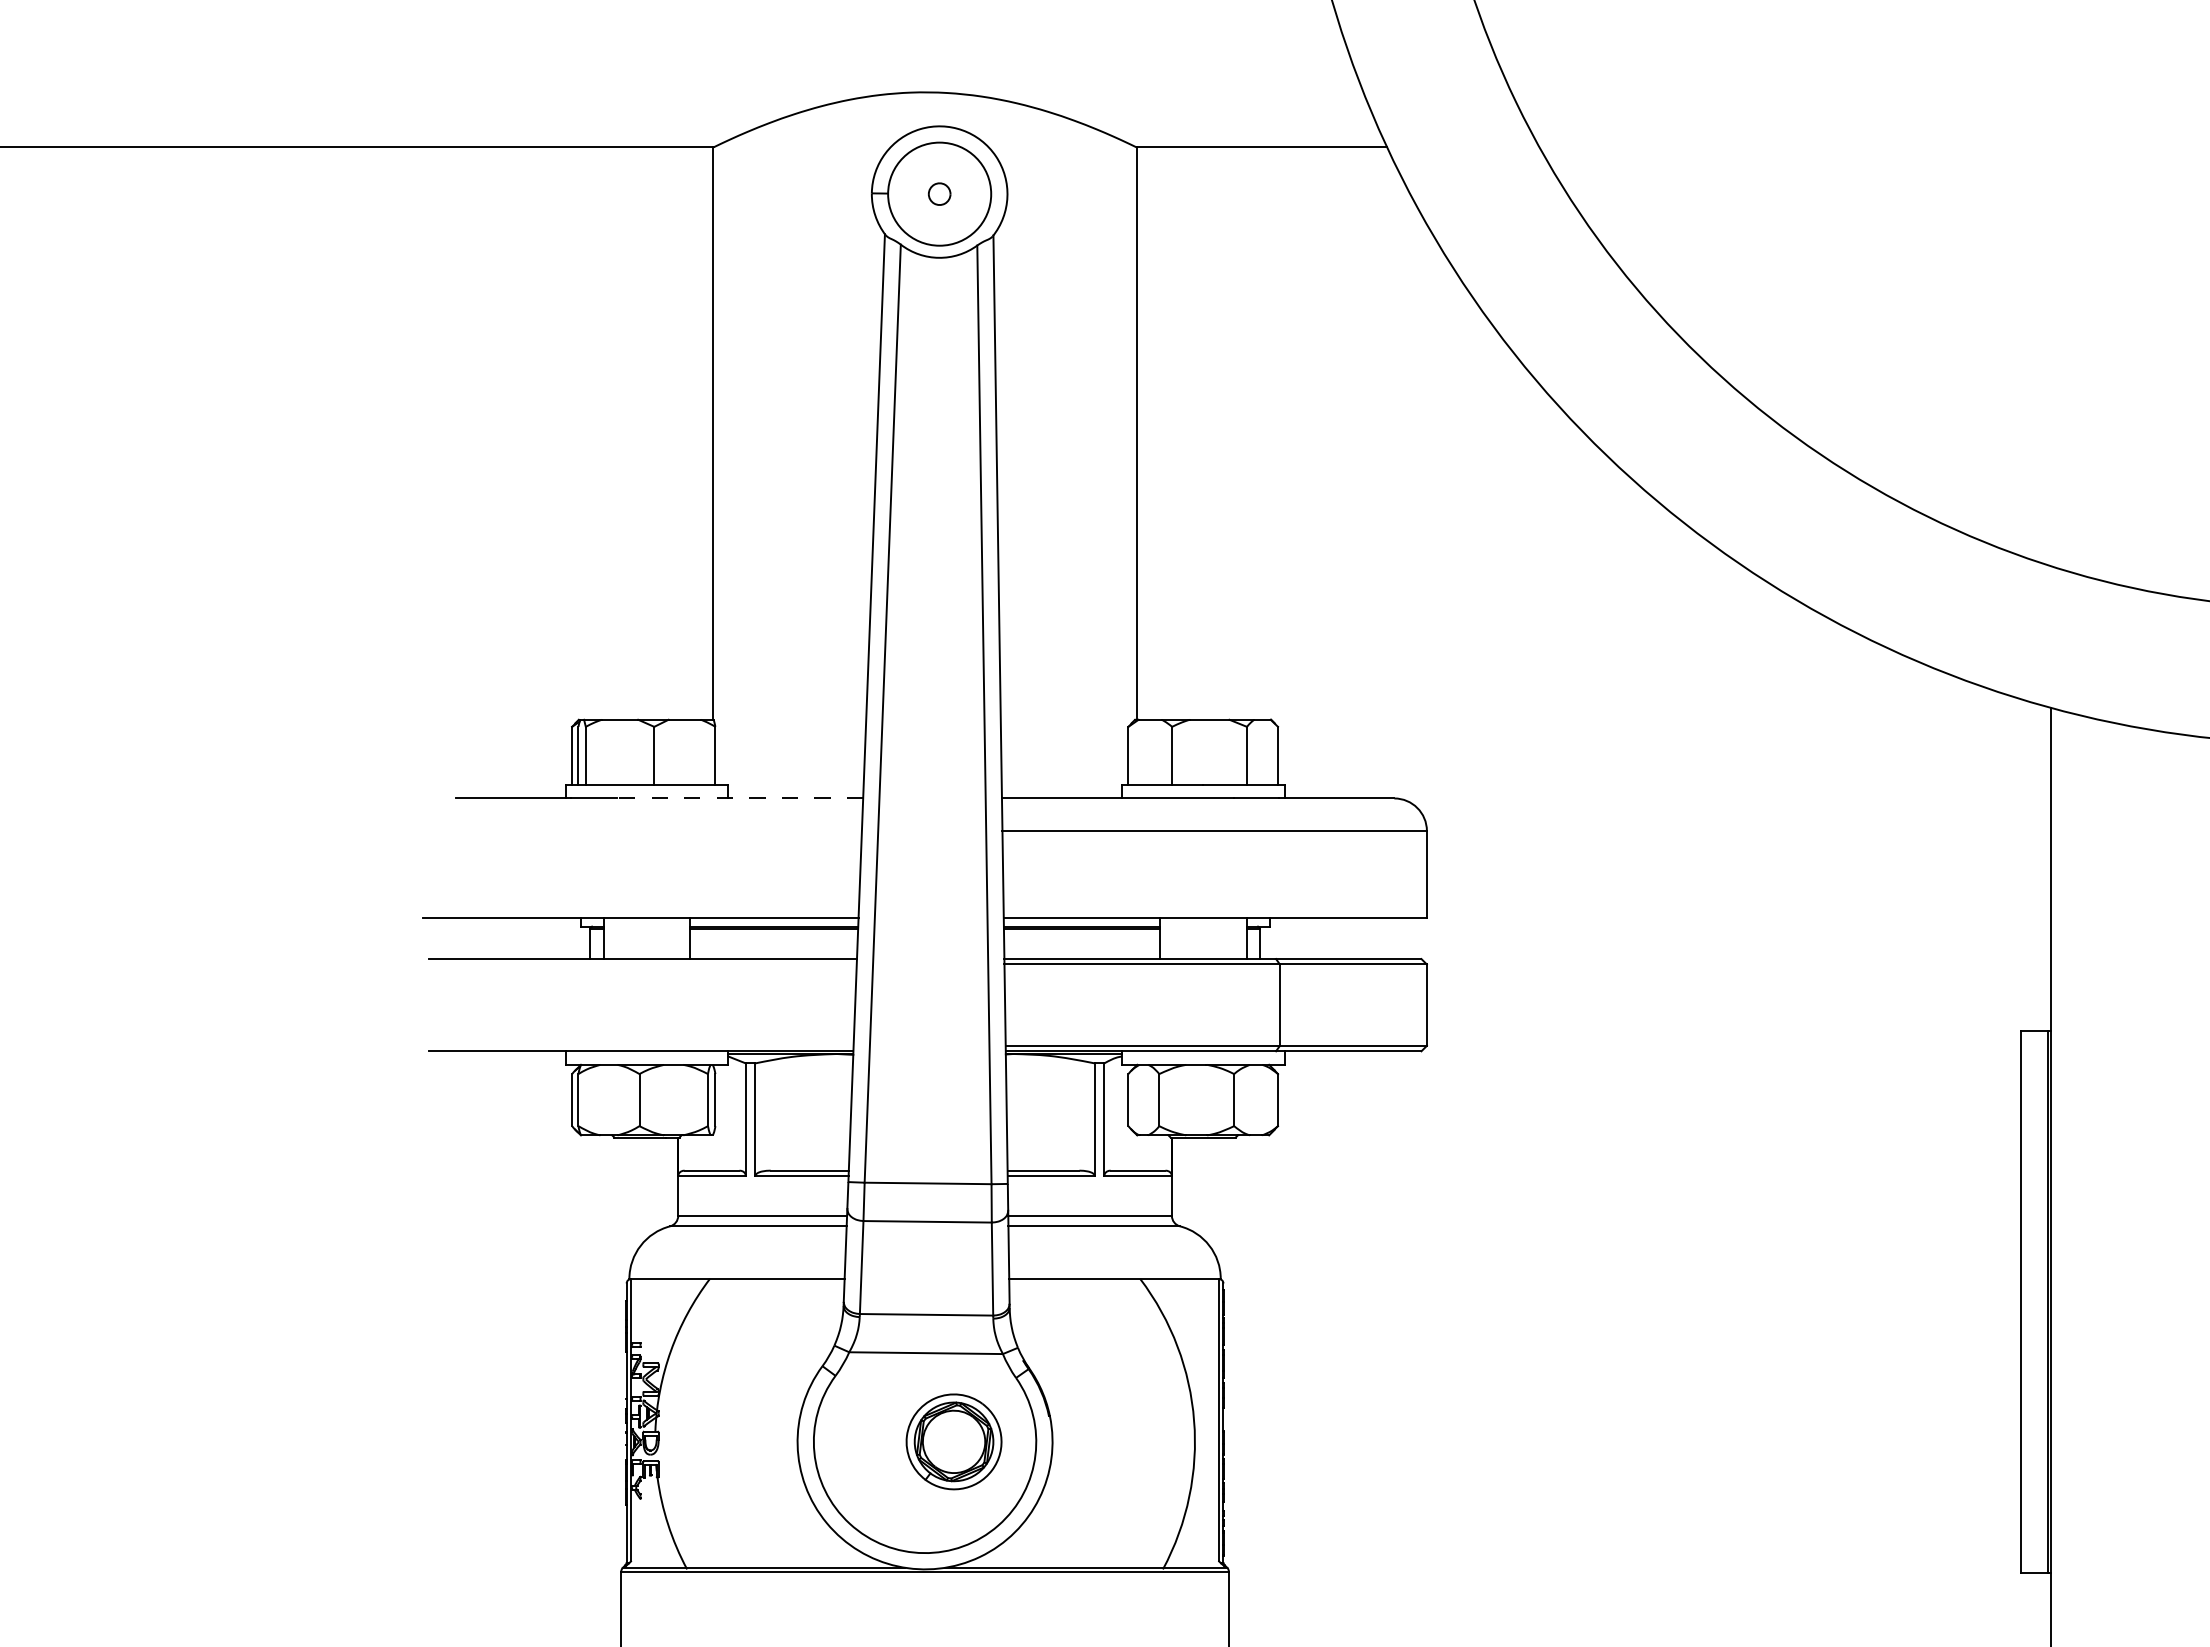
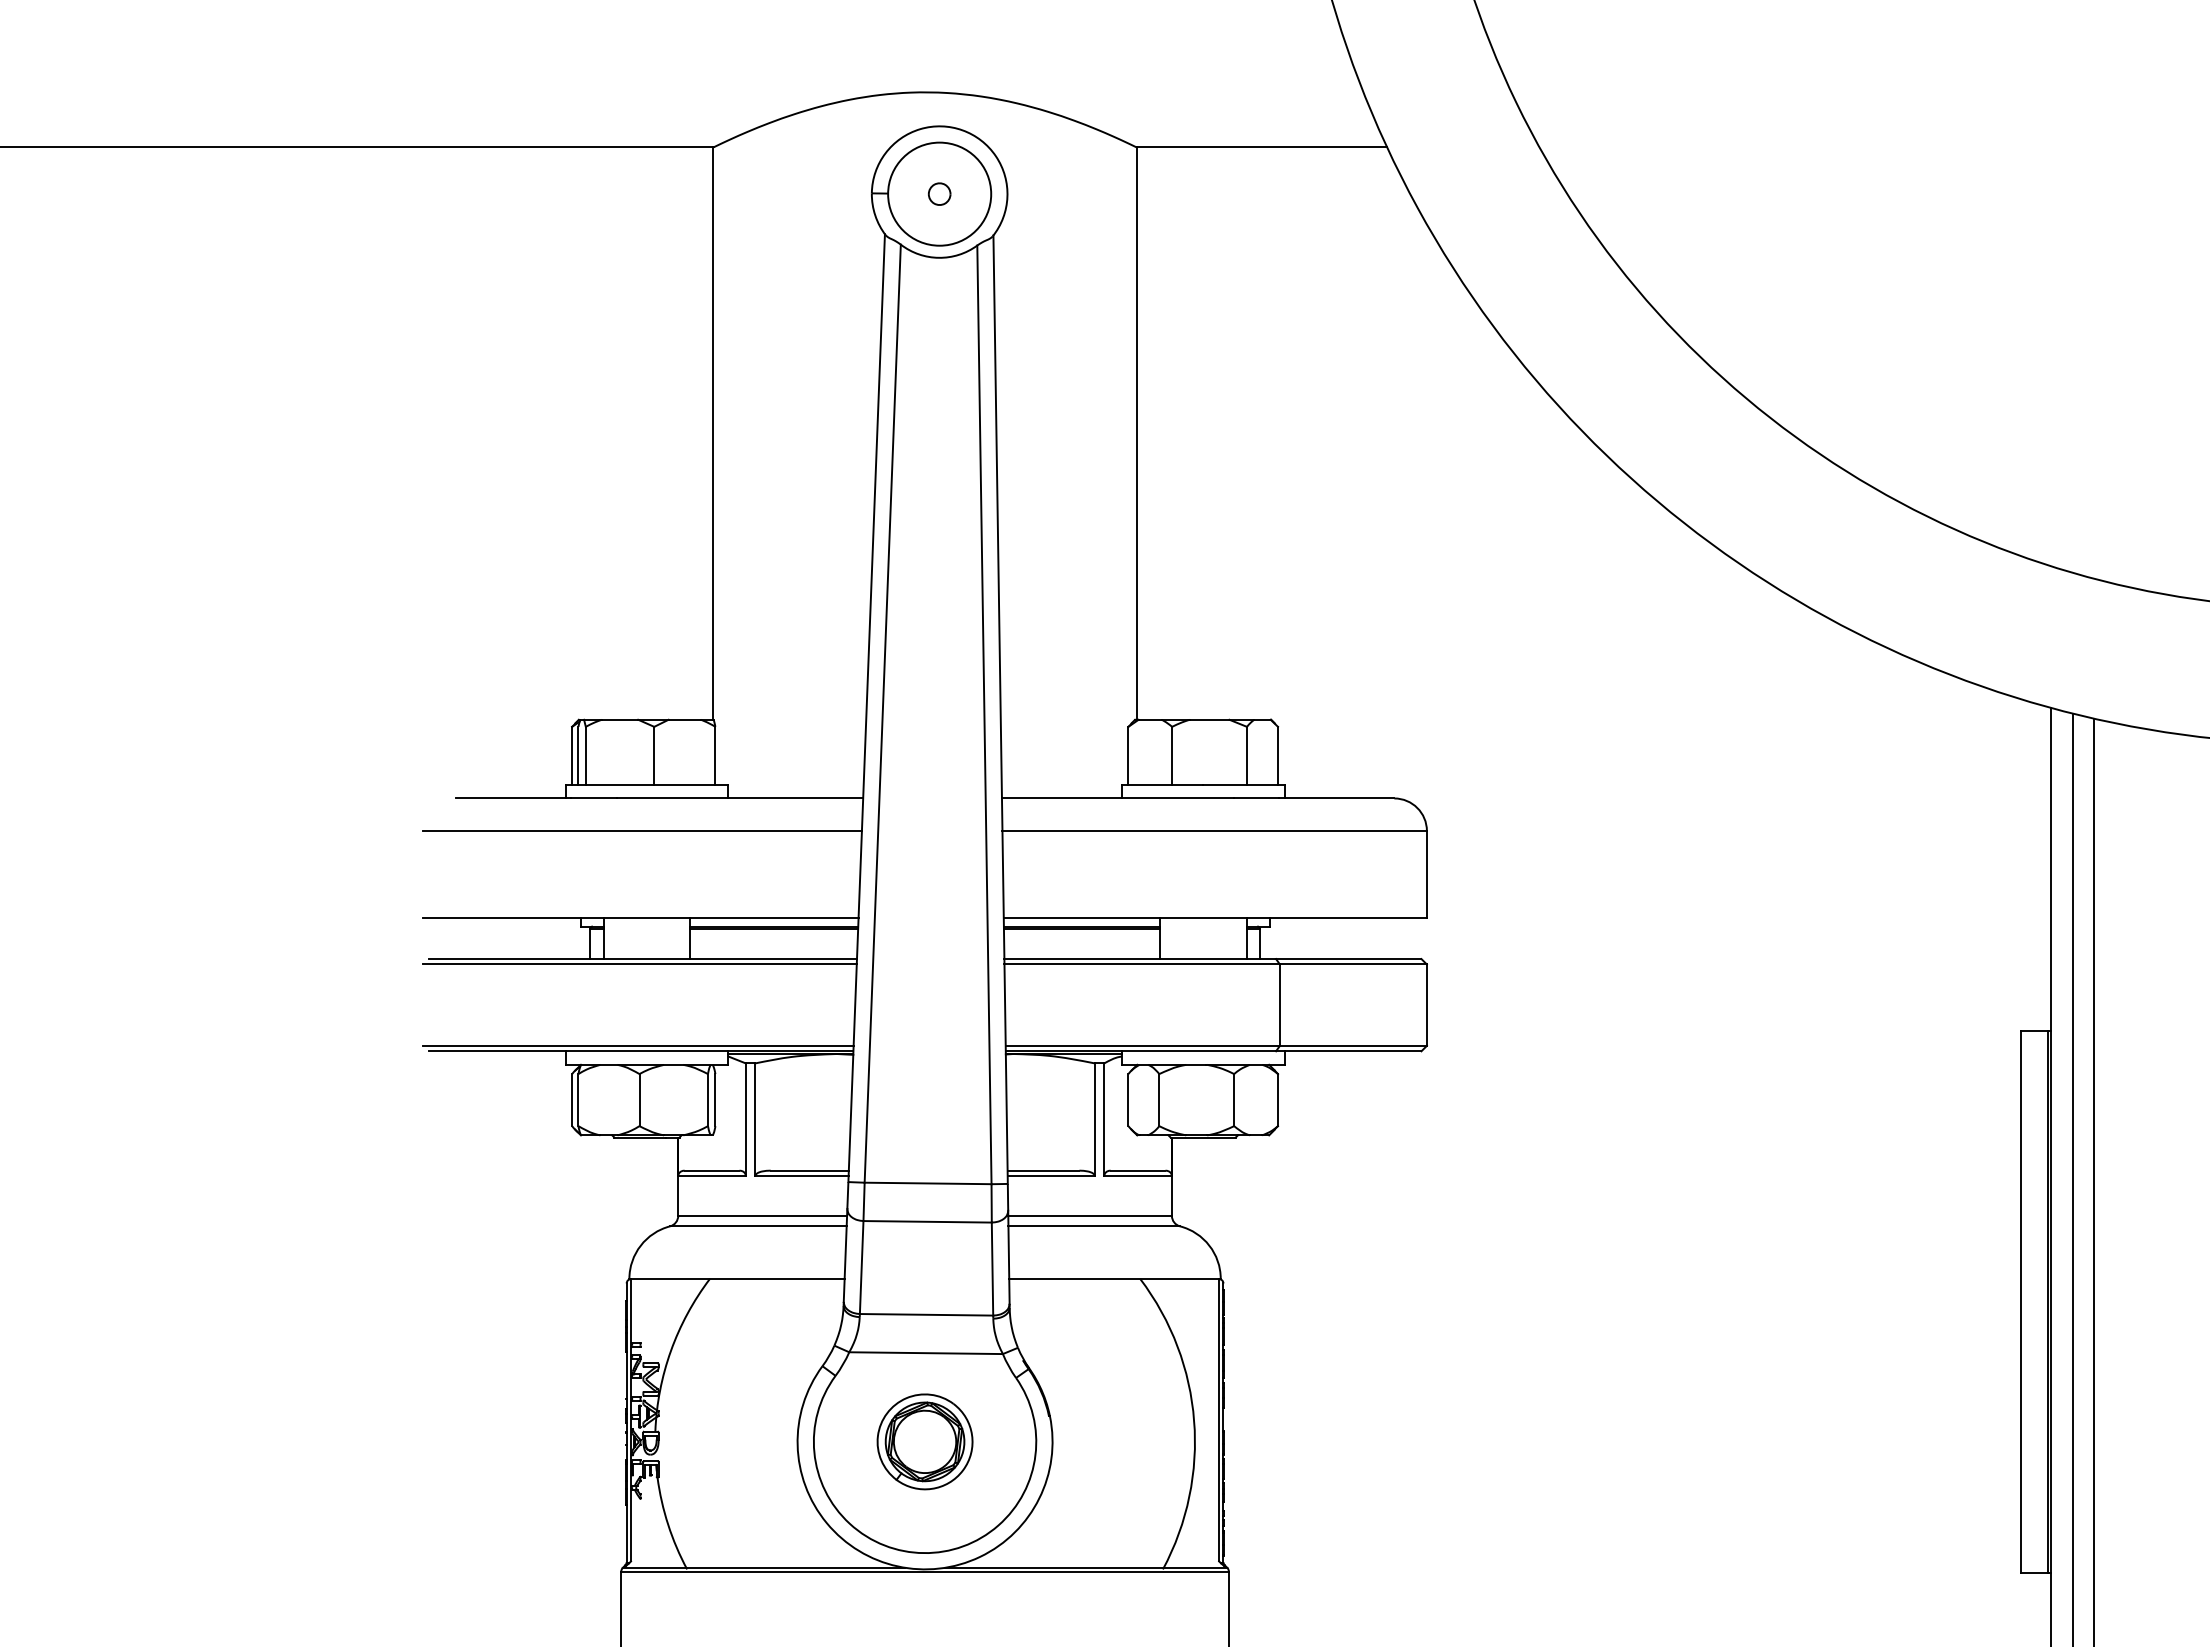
line: dashed -> solid (739, 798)
line: none -> present (642, 831)
line: none -> present (639, 964)
line: none -> present (638, 1045)
line: none -> present (2072, 1178)
line: none -> present (2094, 1180)
part position: (953, 1441) -> (924, 1441) (924, 1441)
